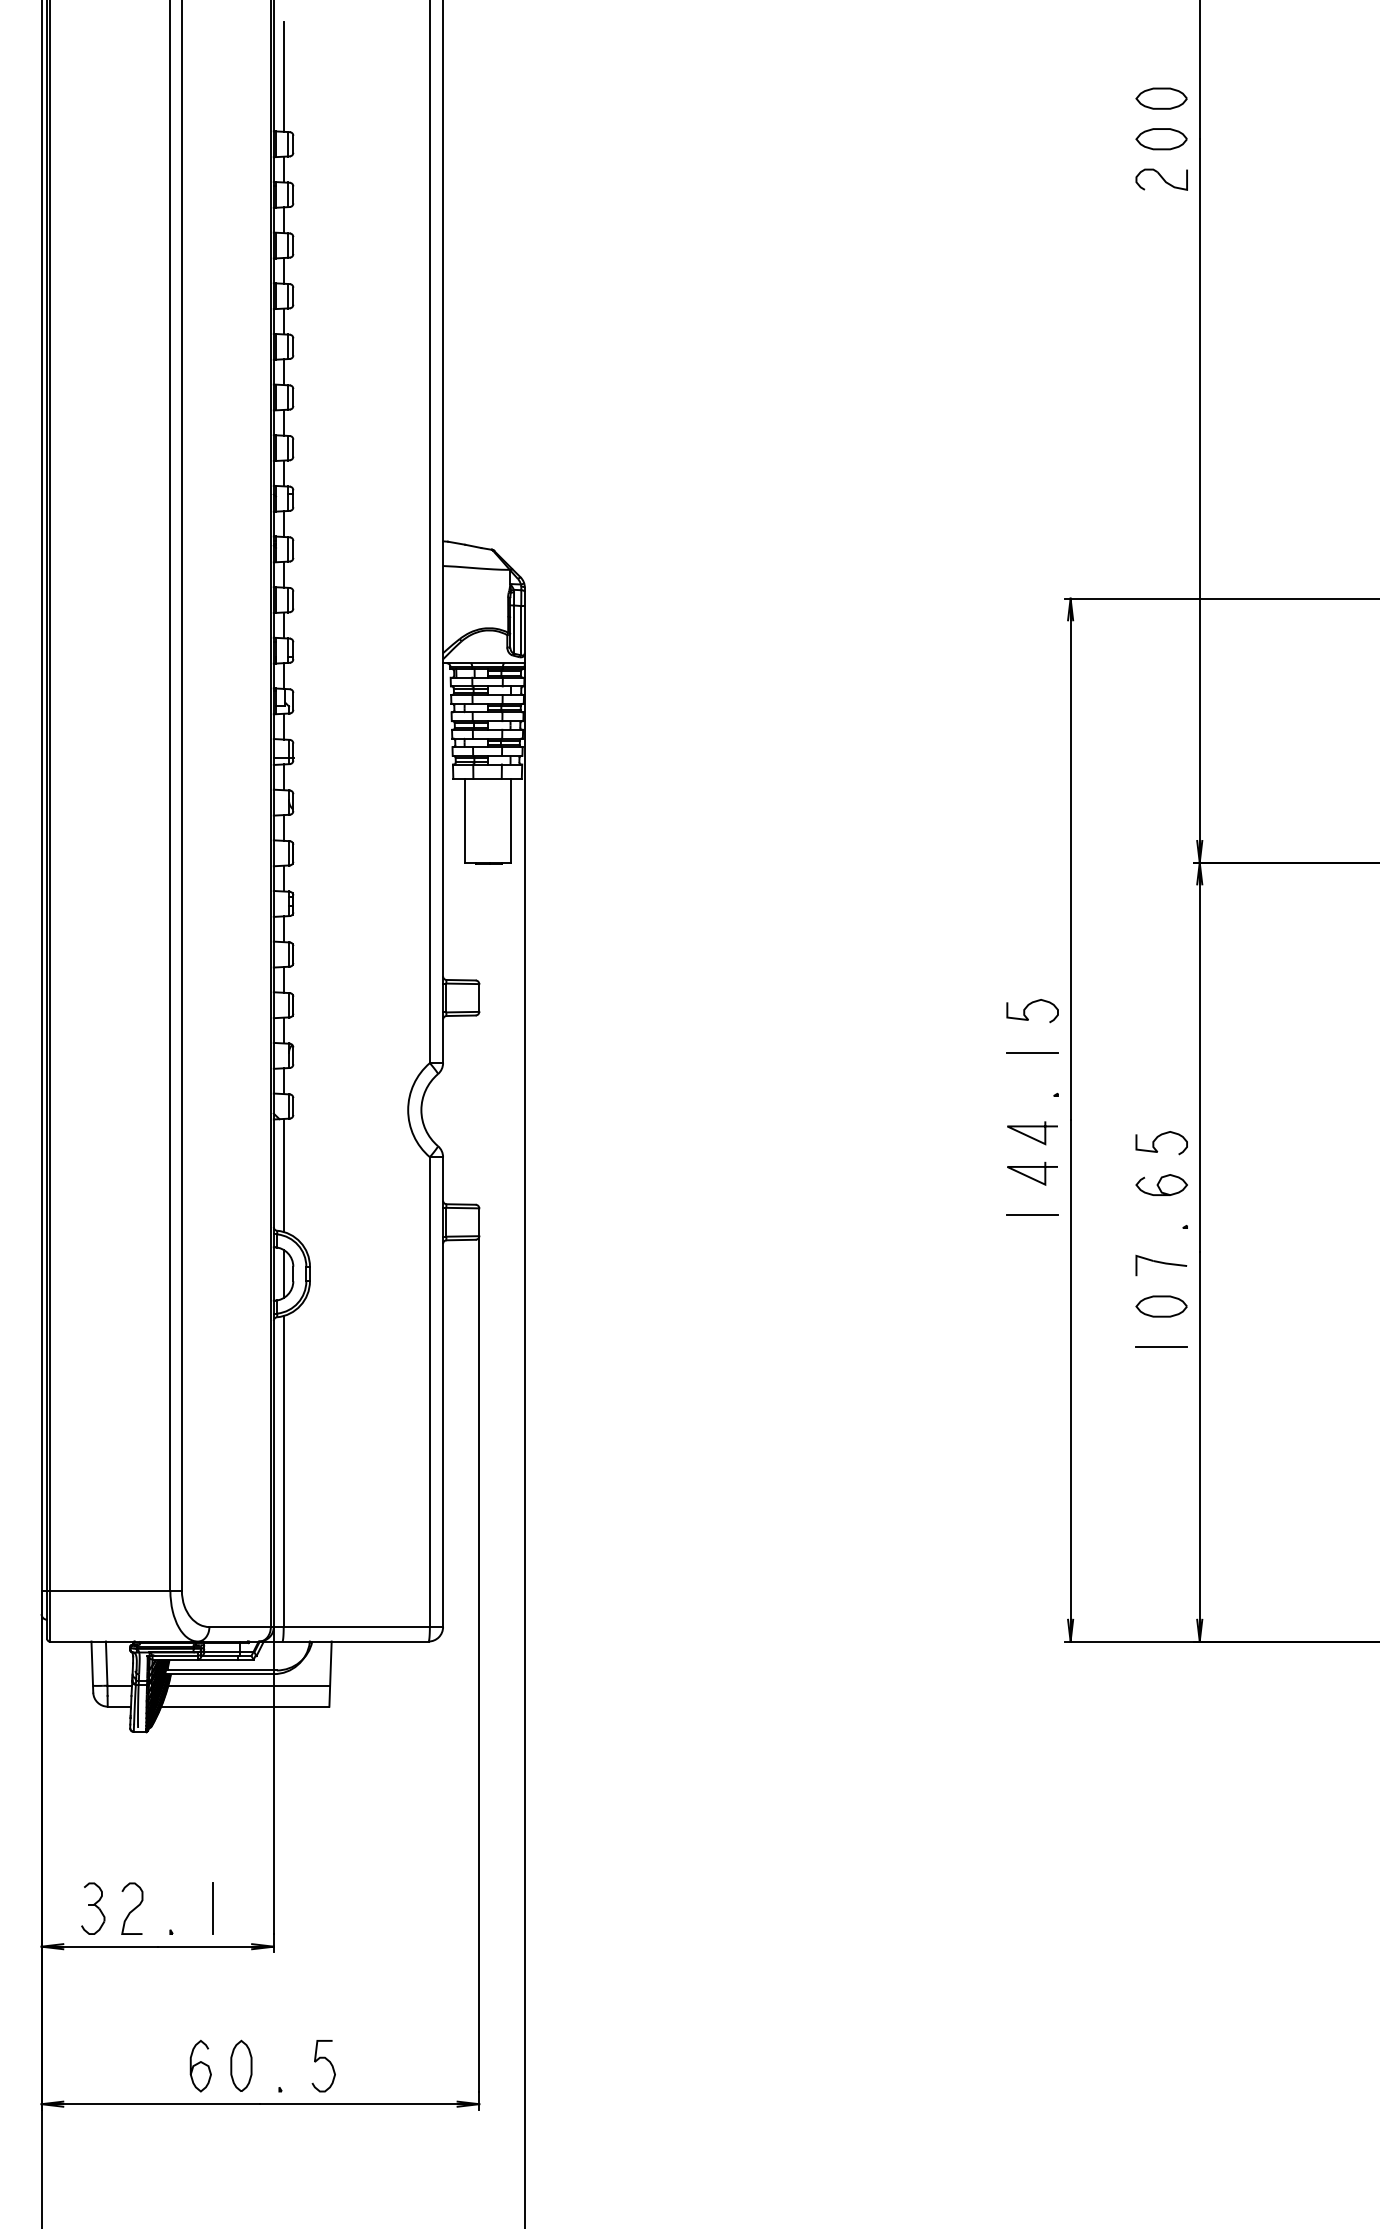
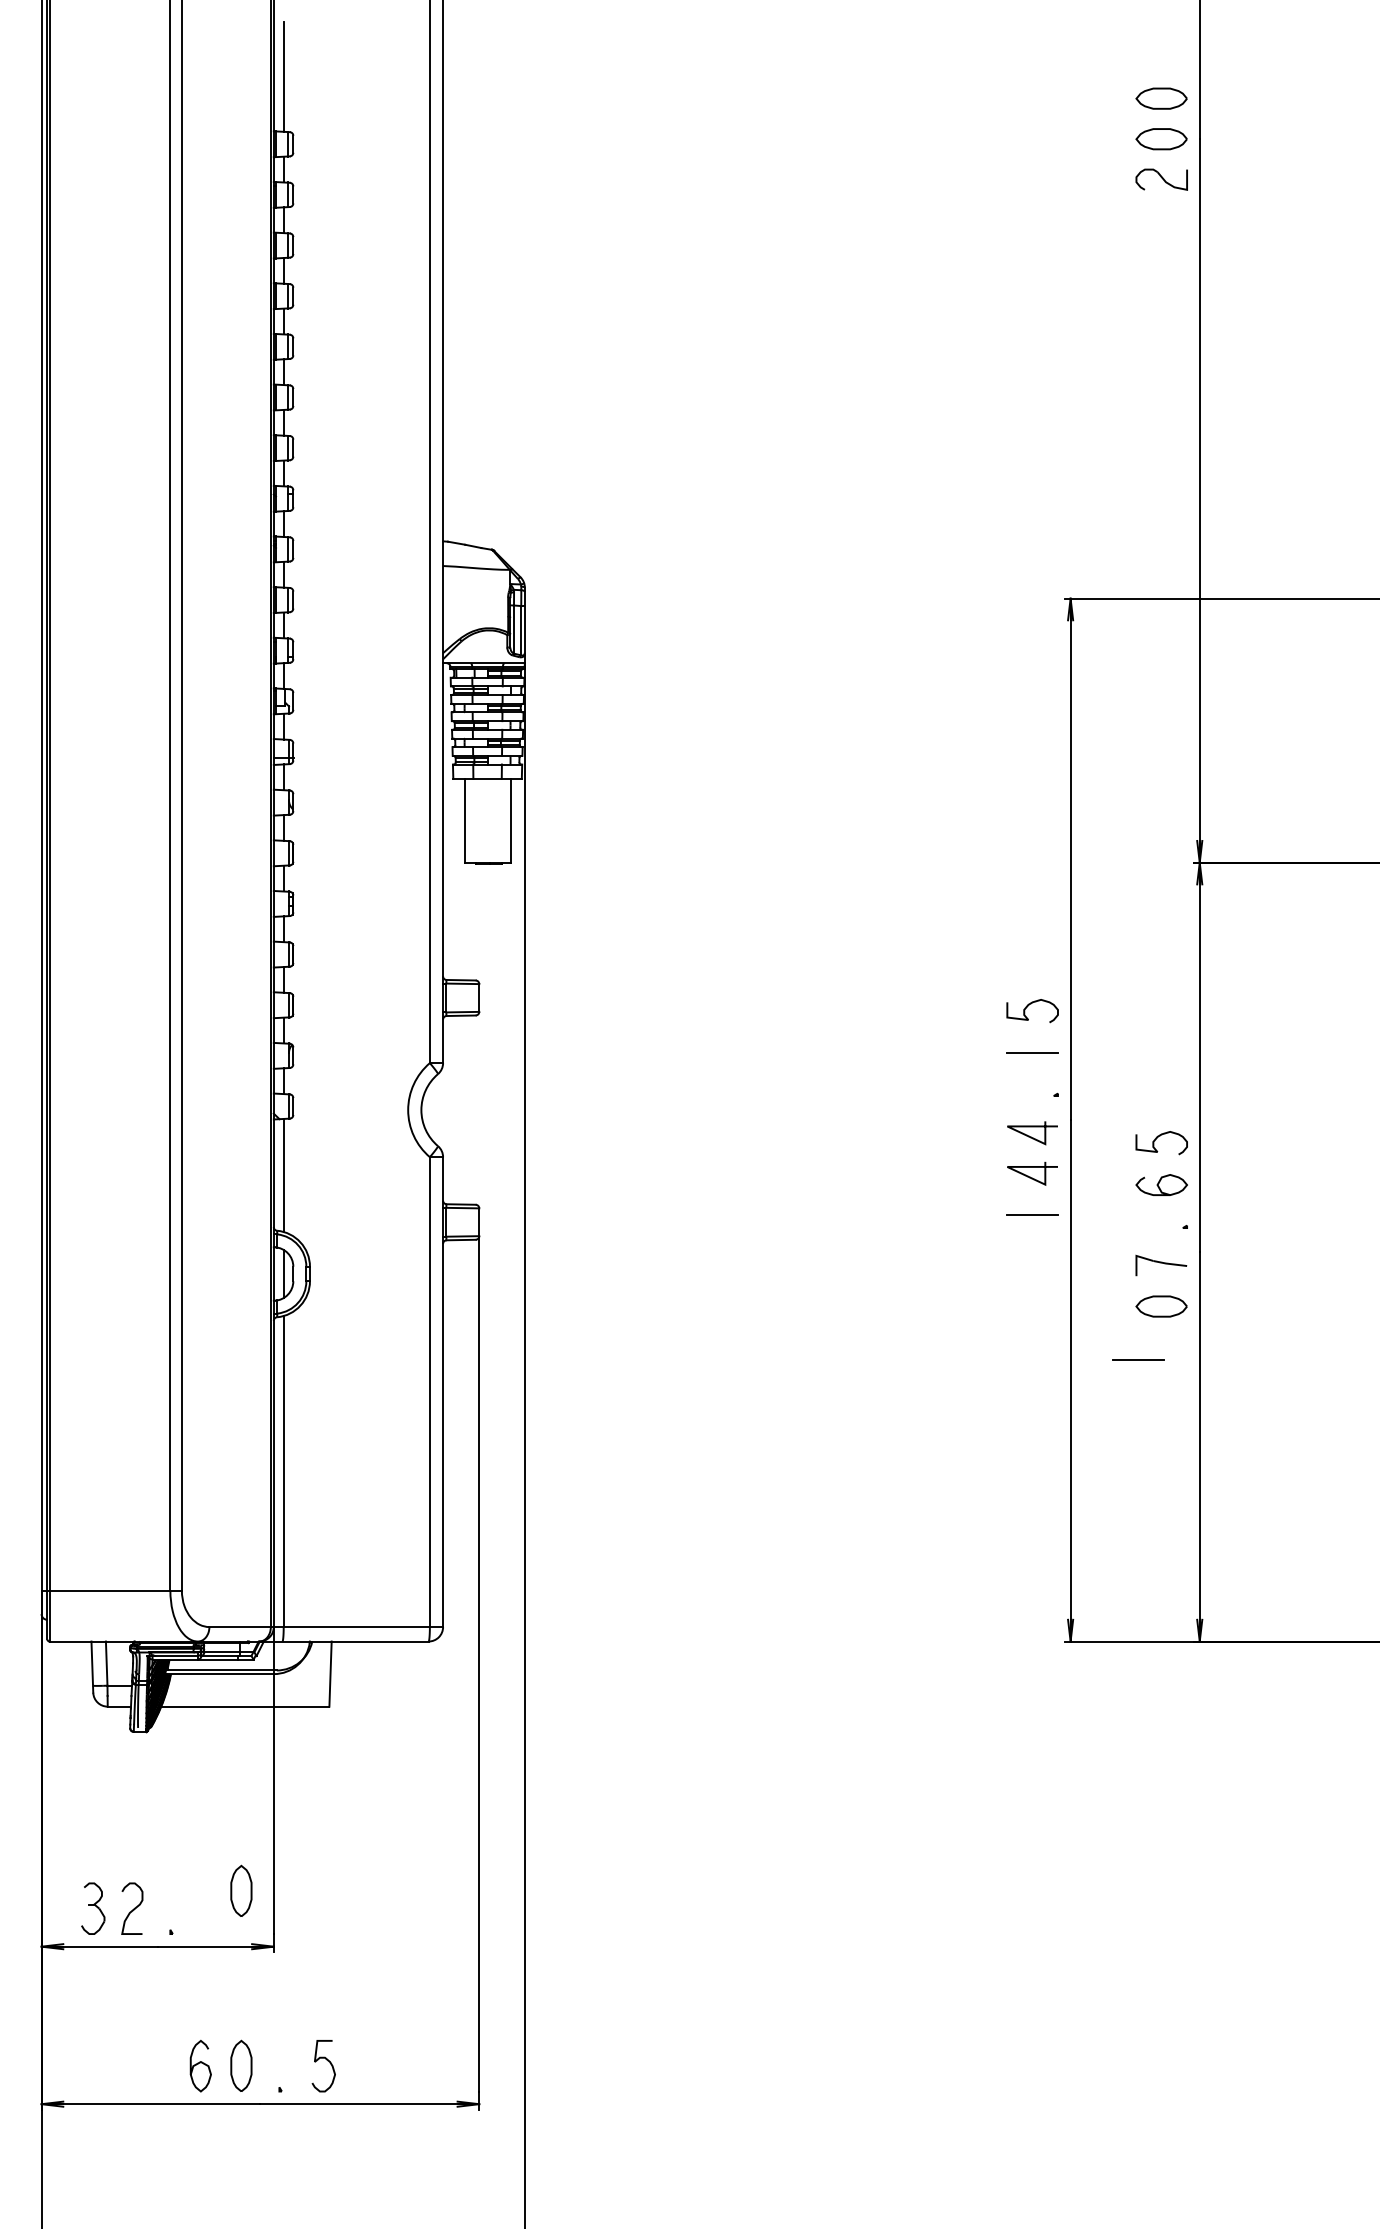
line position: (1161, 1346) -> (1138, 1359) (1138, 1359)
line: present -> none (249, 1685)
part: none -> present (241, 1890)
line: present -> none (213, 1908)
